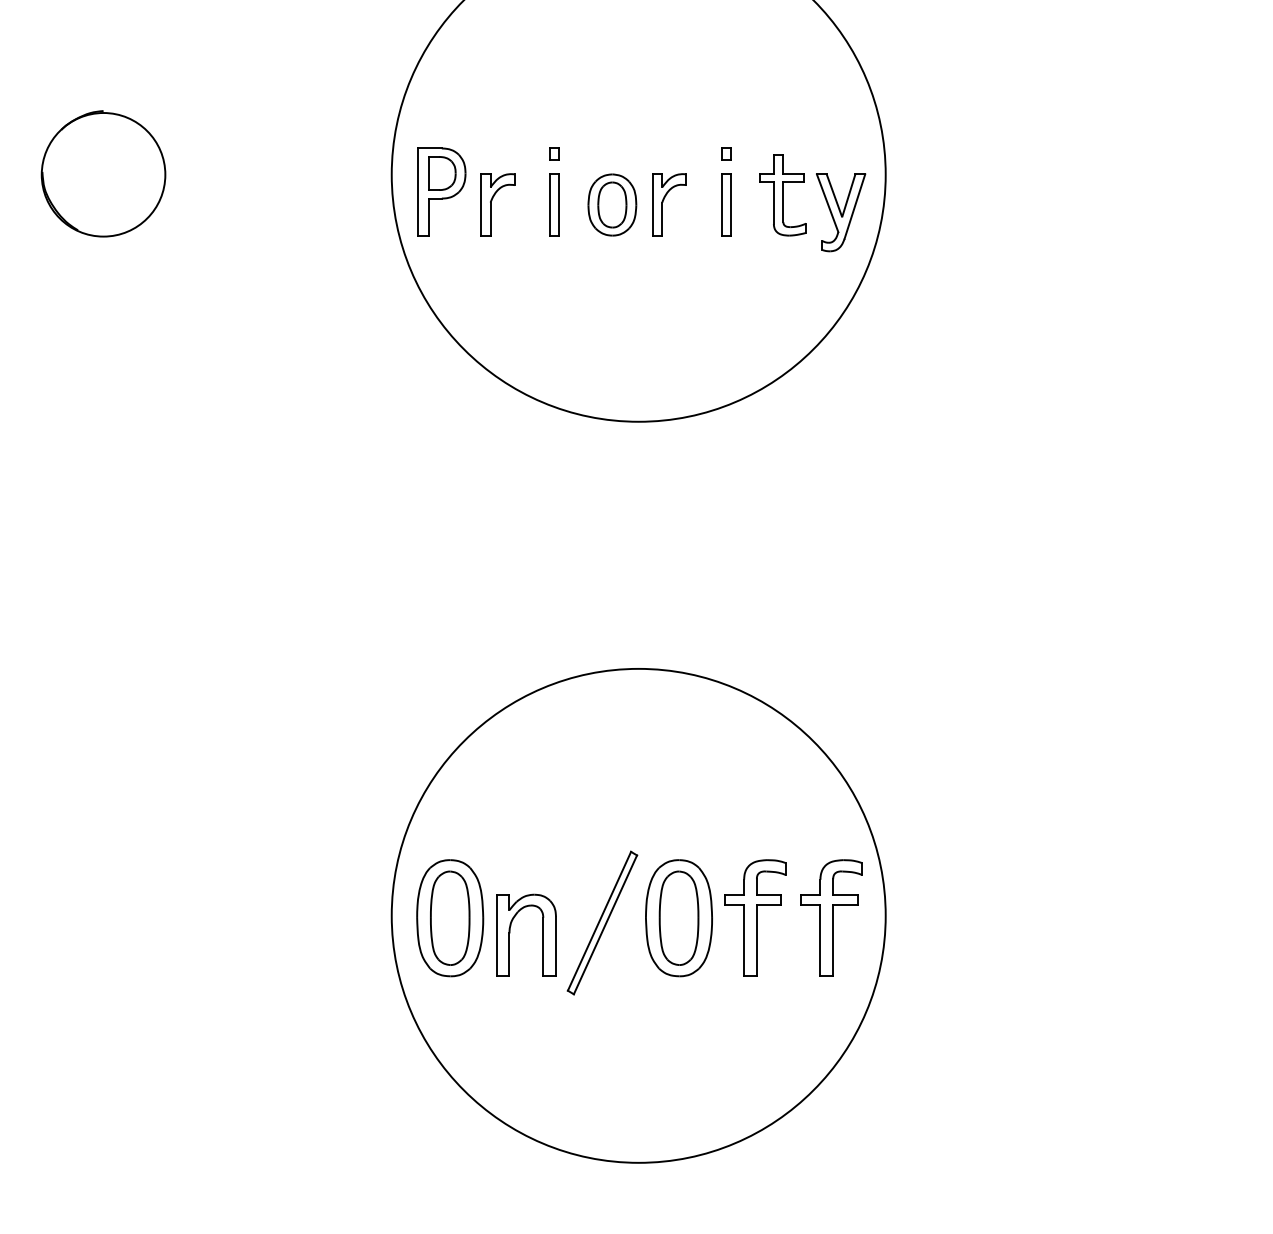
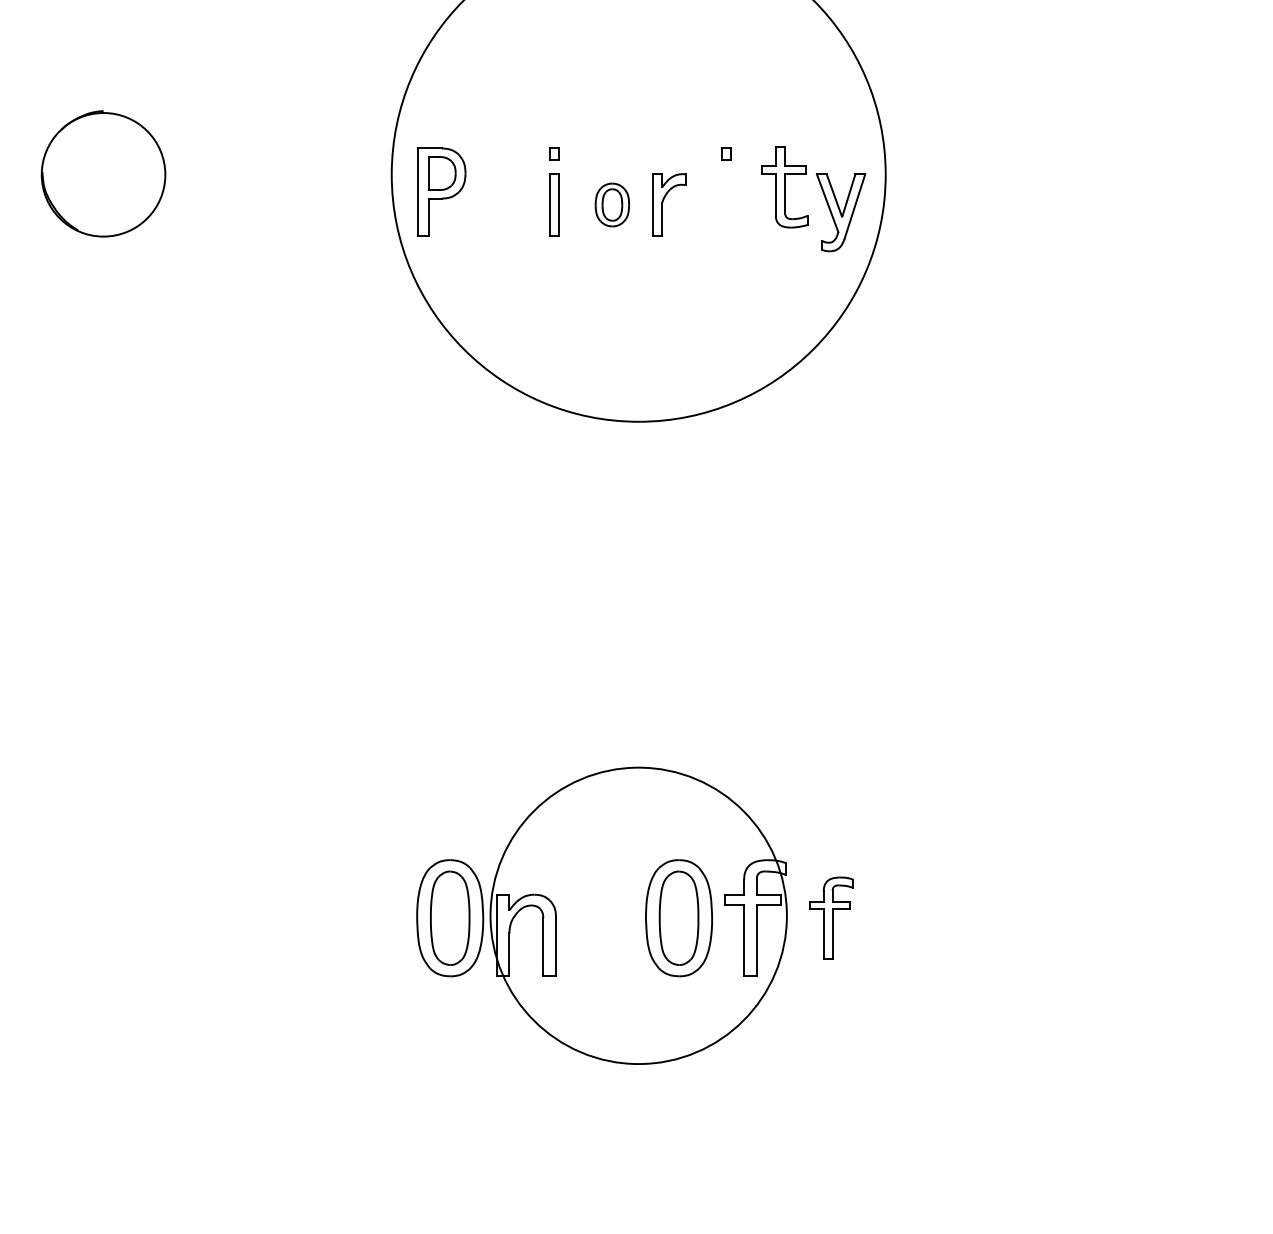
part position: (782, 195) -> (784, 187) (784, 187)
part: present -> none (497, 204)
part size: 51x64 px -> 37x46 px (612, 204)
part: present -> none (726, 204)
circle diameter: 494 px -> 296 px (638, 915)
part size: 63x118 px -> 45x84 px (831, 917)
part: present -> none (602, 922)
